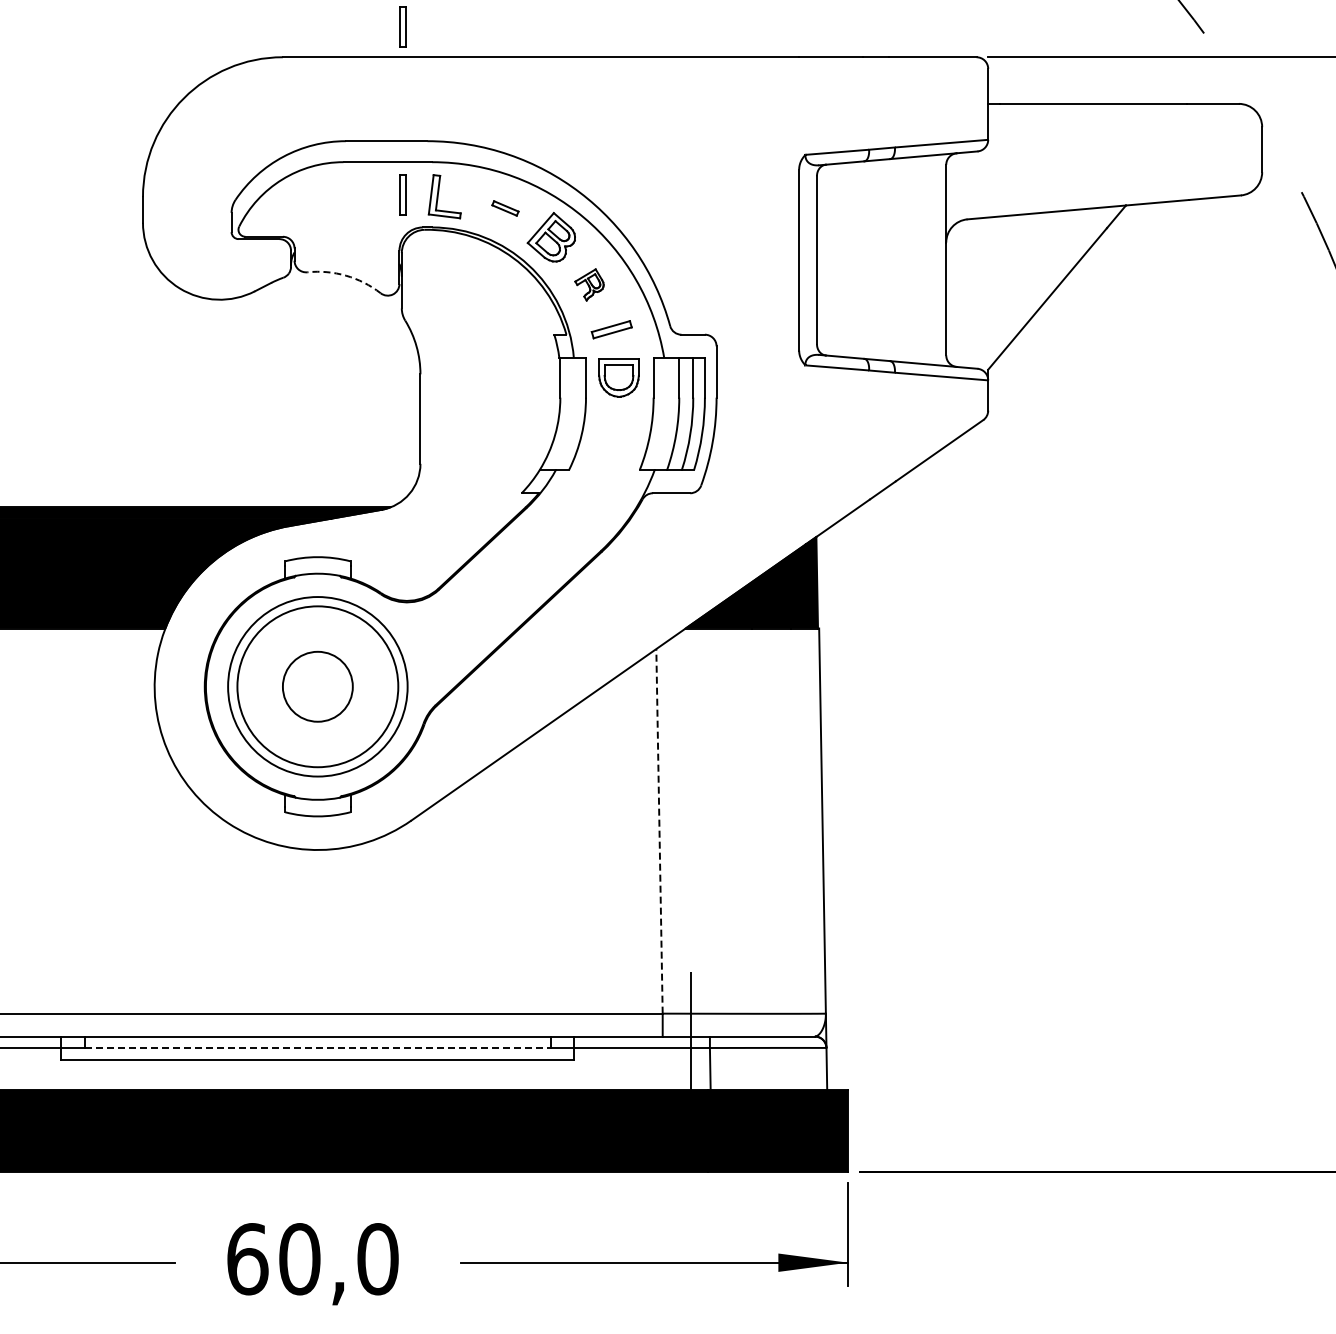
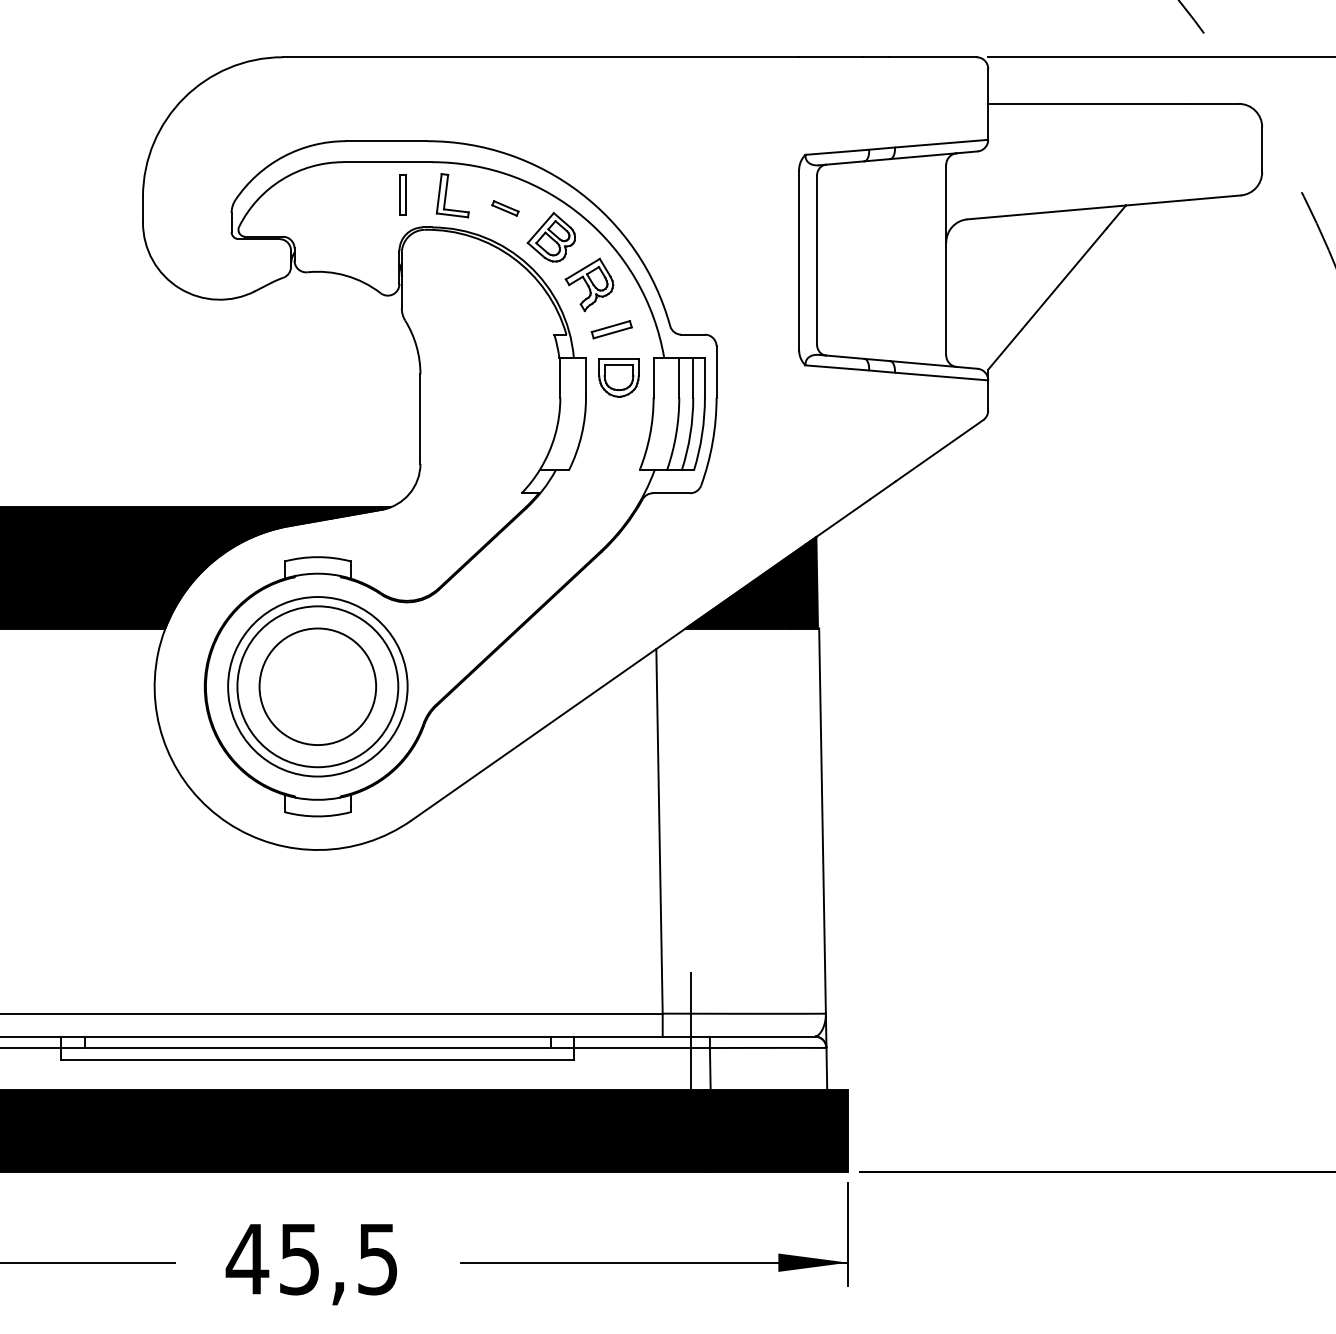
part: present -> none (402, 26)
part position: (444, 196) -> (452, 195) (452, 195)
arc: dashed -> solid (346, 275)
part size: 31x34 px -> 51x56 px (589, 284)
circle diameter: 70 px -> 117 px (317, 686)
line: dashed -> solid (659, 830)
line: dashed -> solid (318, 1048)
text: 60,0 -> 45,5 (311, 1259)
